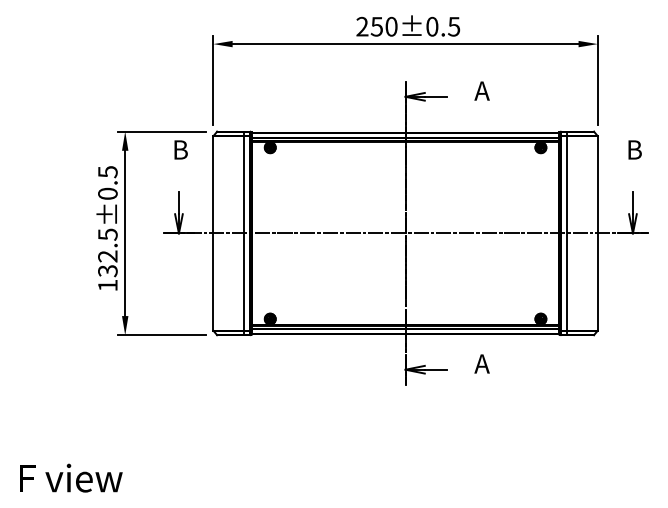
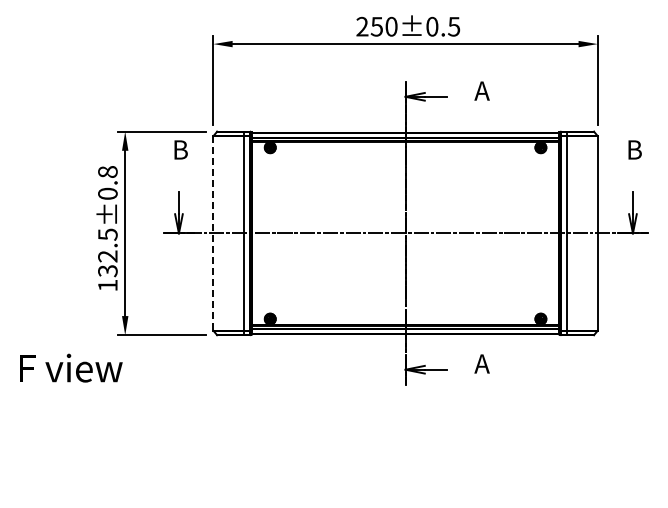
text: 132.5±0.5 -> 132.5±0.8 (107, 172)
line: solid -> dashed (213, 233)
text position: (71, 477) -> (71, 367) (71, 367)
